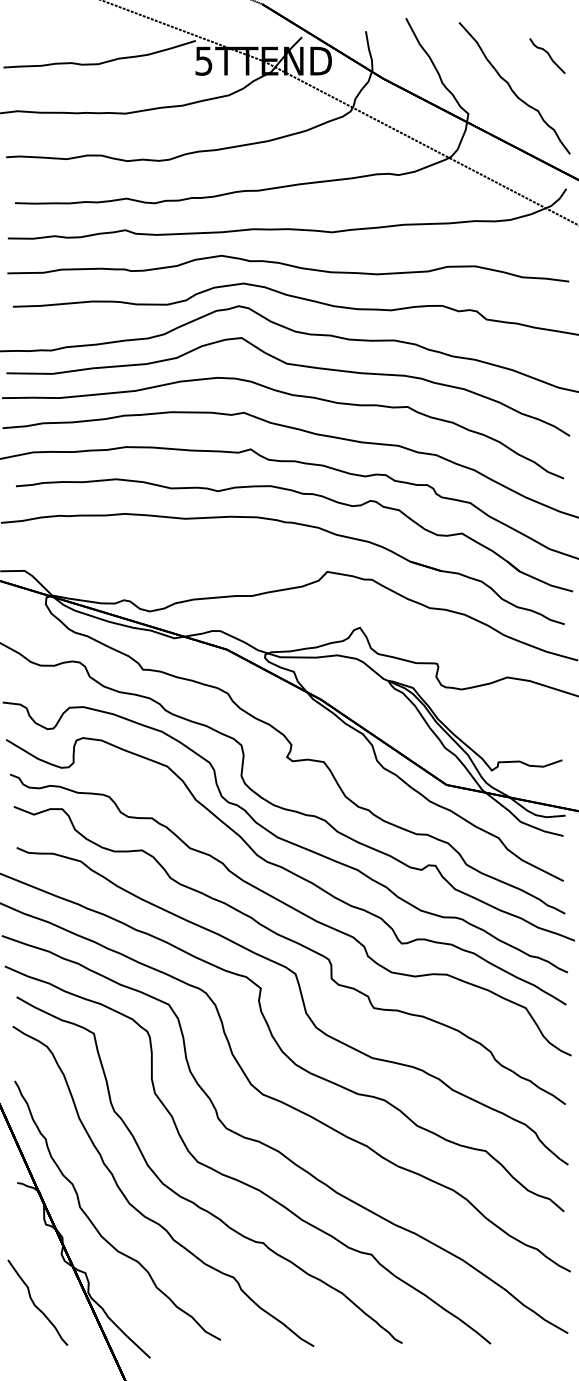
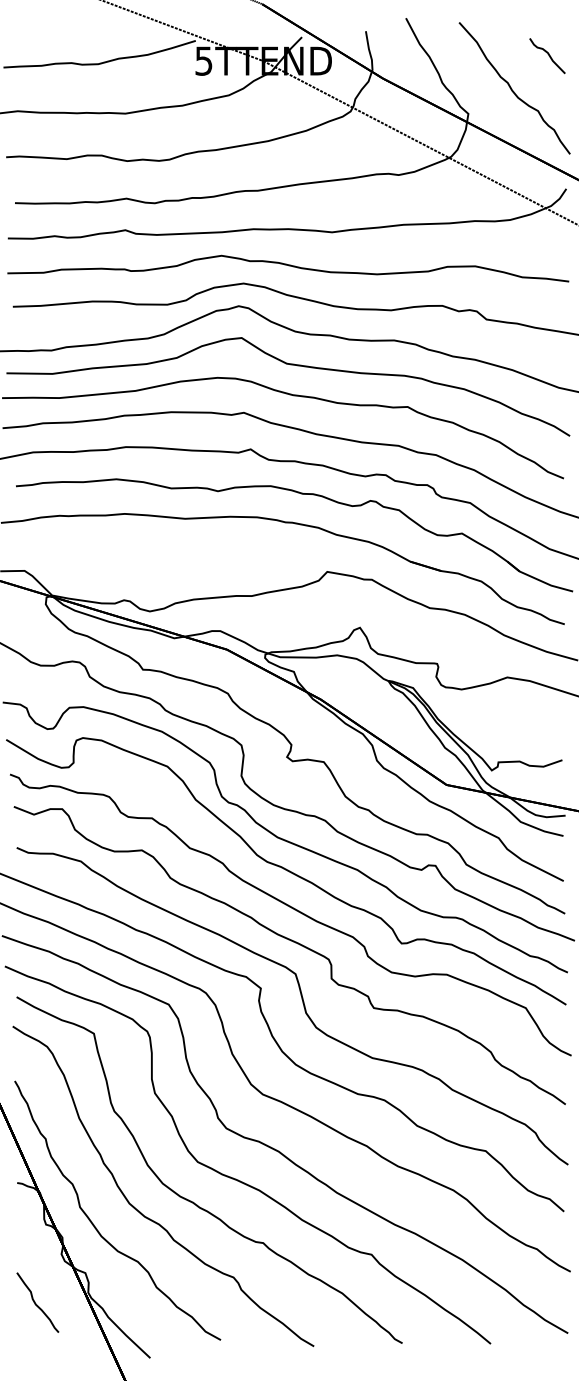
part size: 62x87 px -> 44x61 px (37, 1302)
